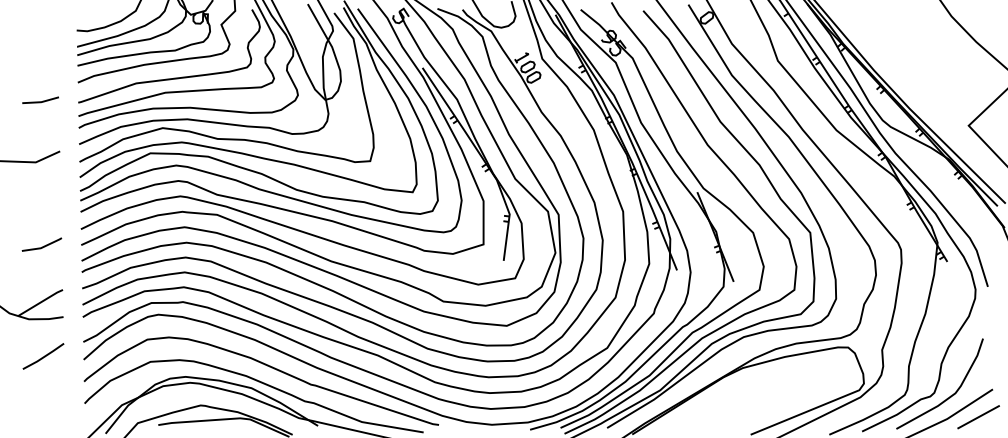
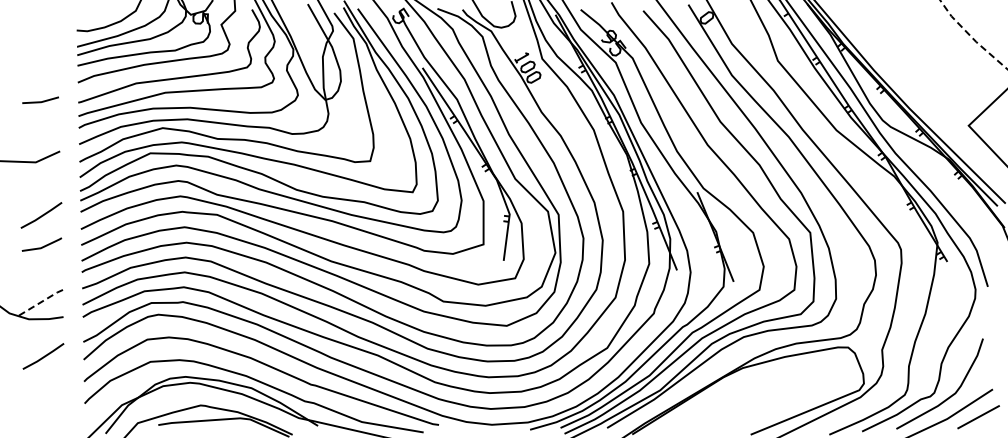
line: solid -> dashed (971, 37)
line: none -> present (41, 215)
line: solid -> dashed (41, 302)
